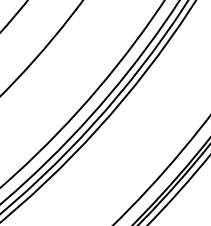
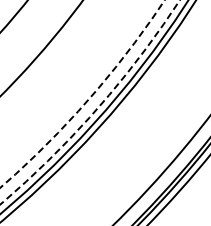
arc: solid -> dashed (89, 98)
arc: solid -> dashed (96, 109)
